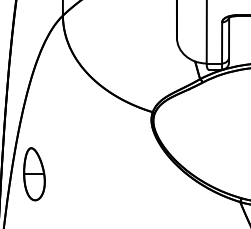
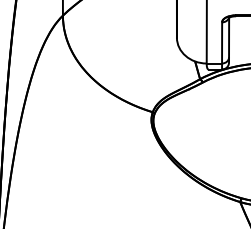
part: present -> none (34, 174)
